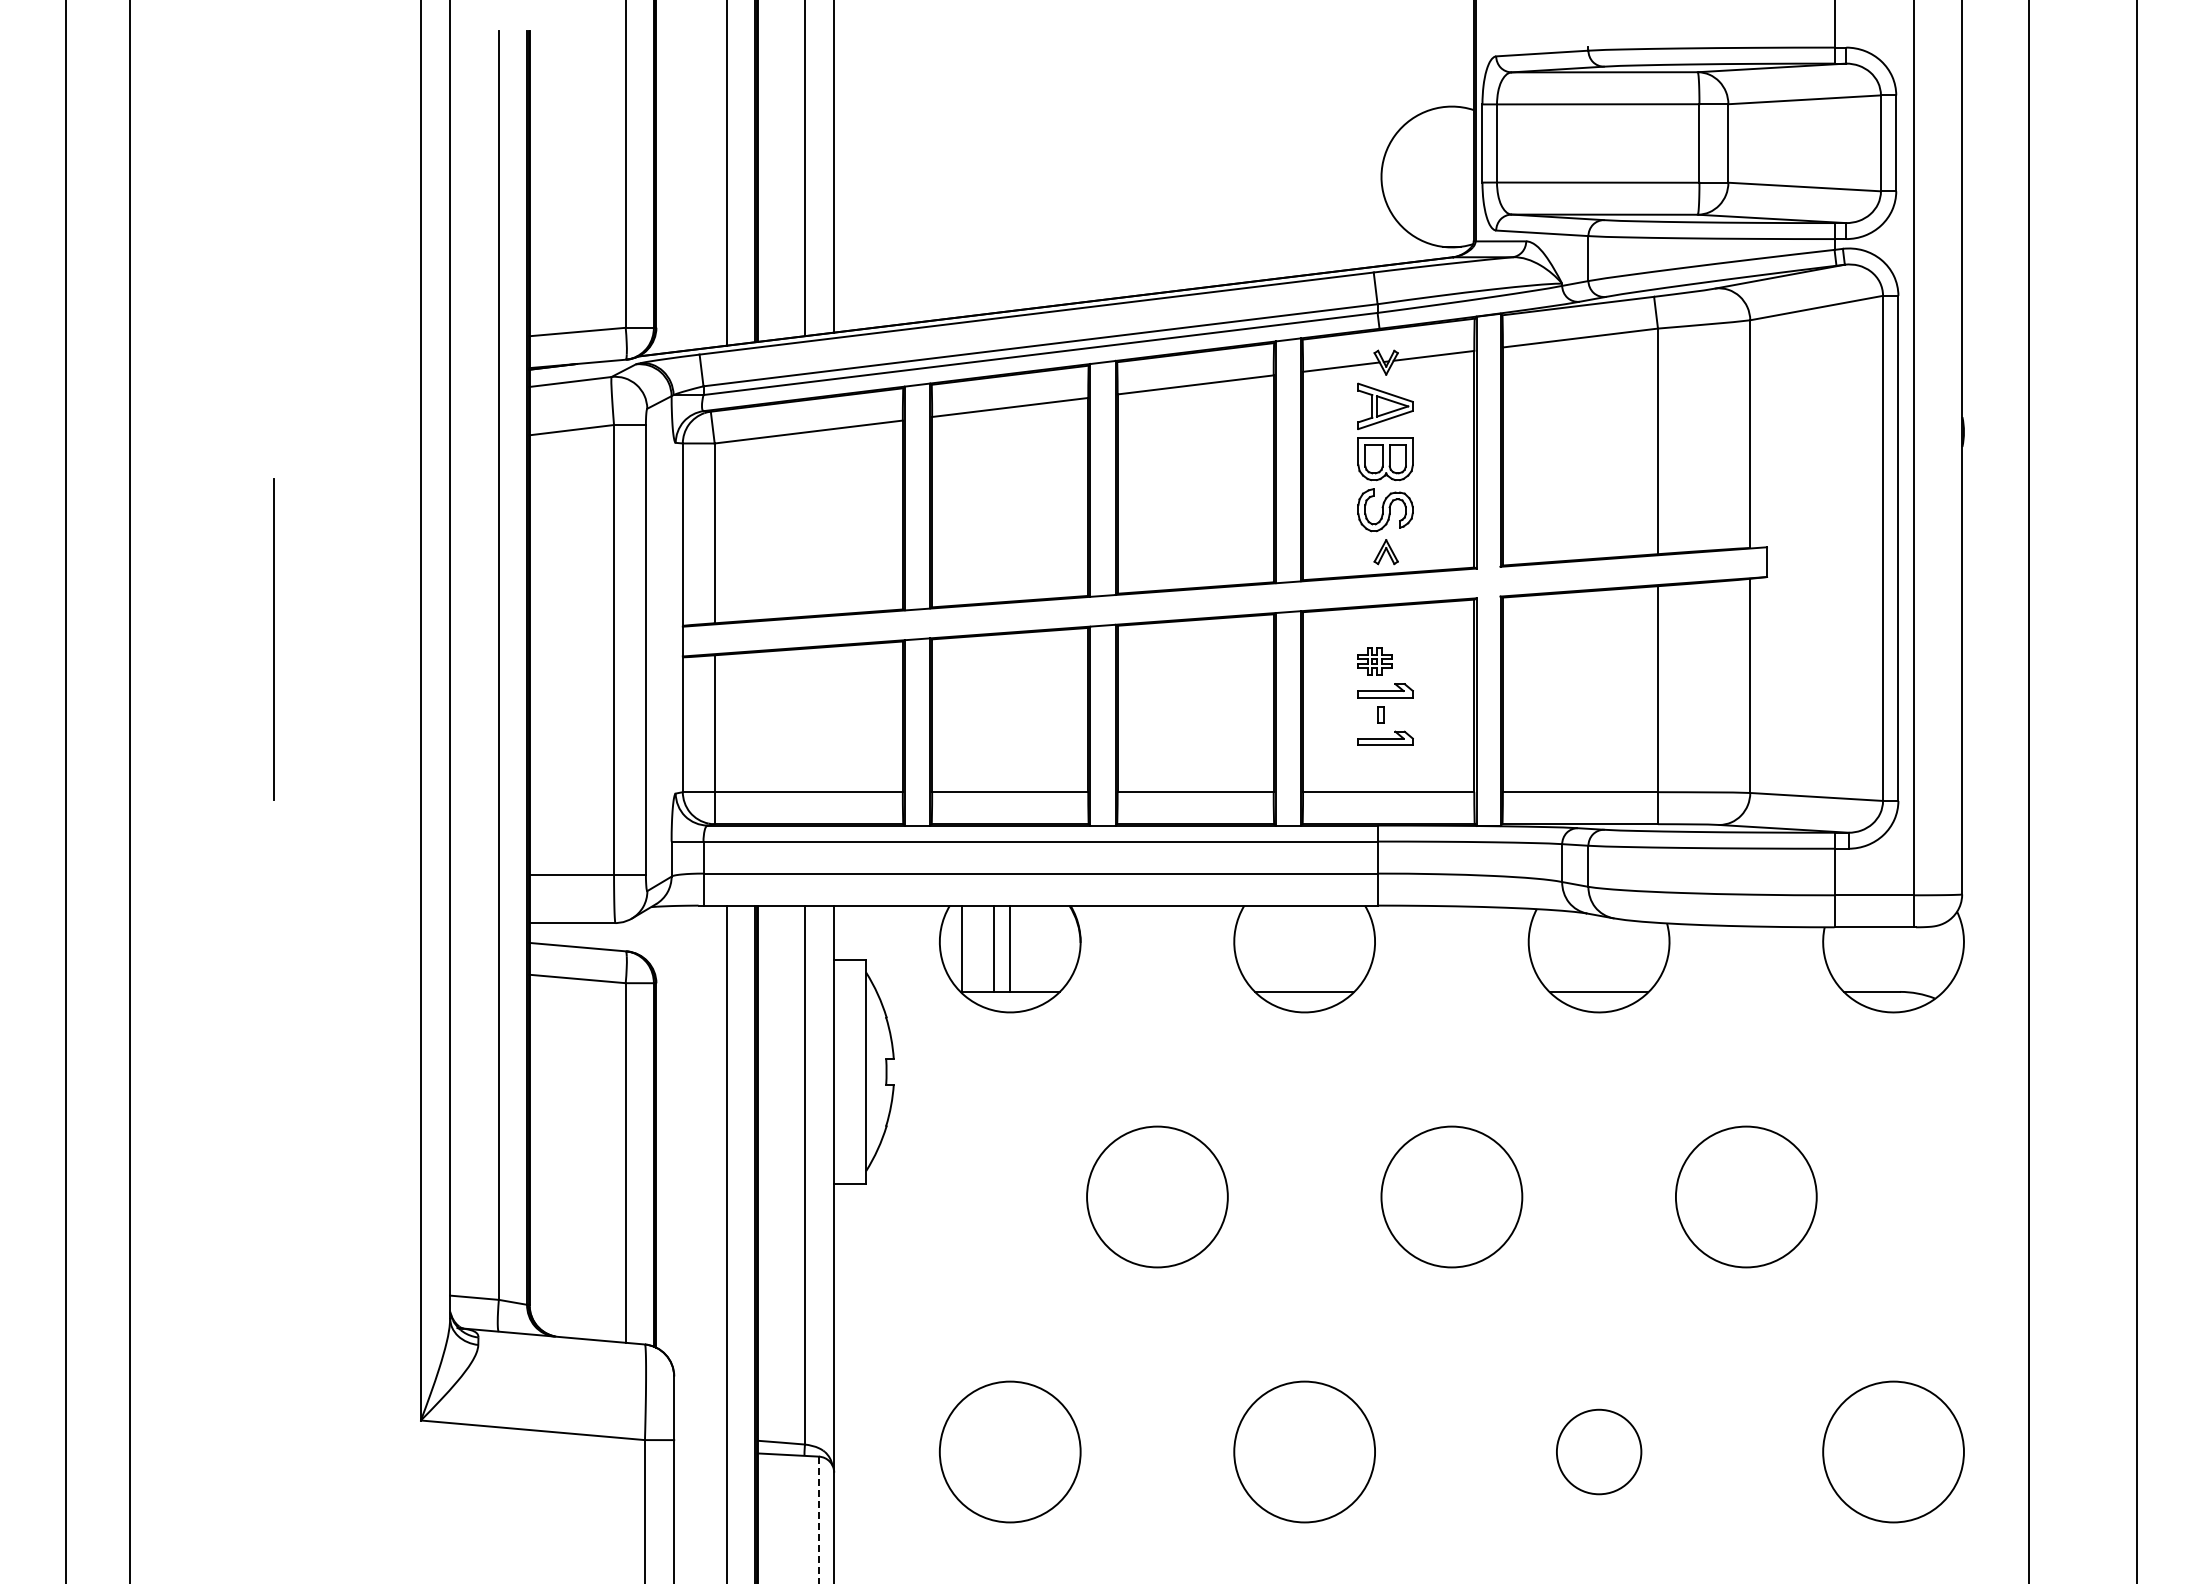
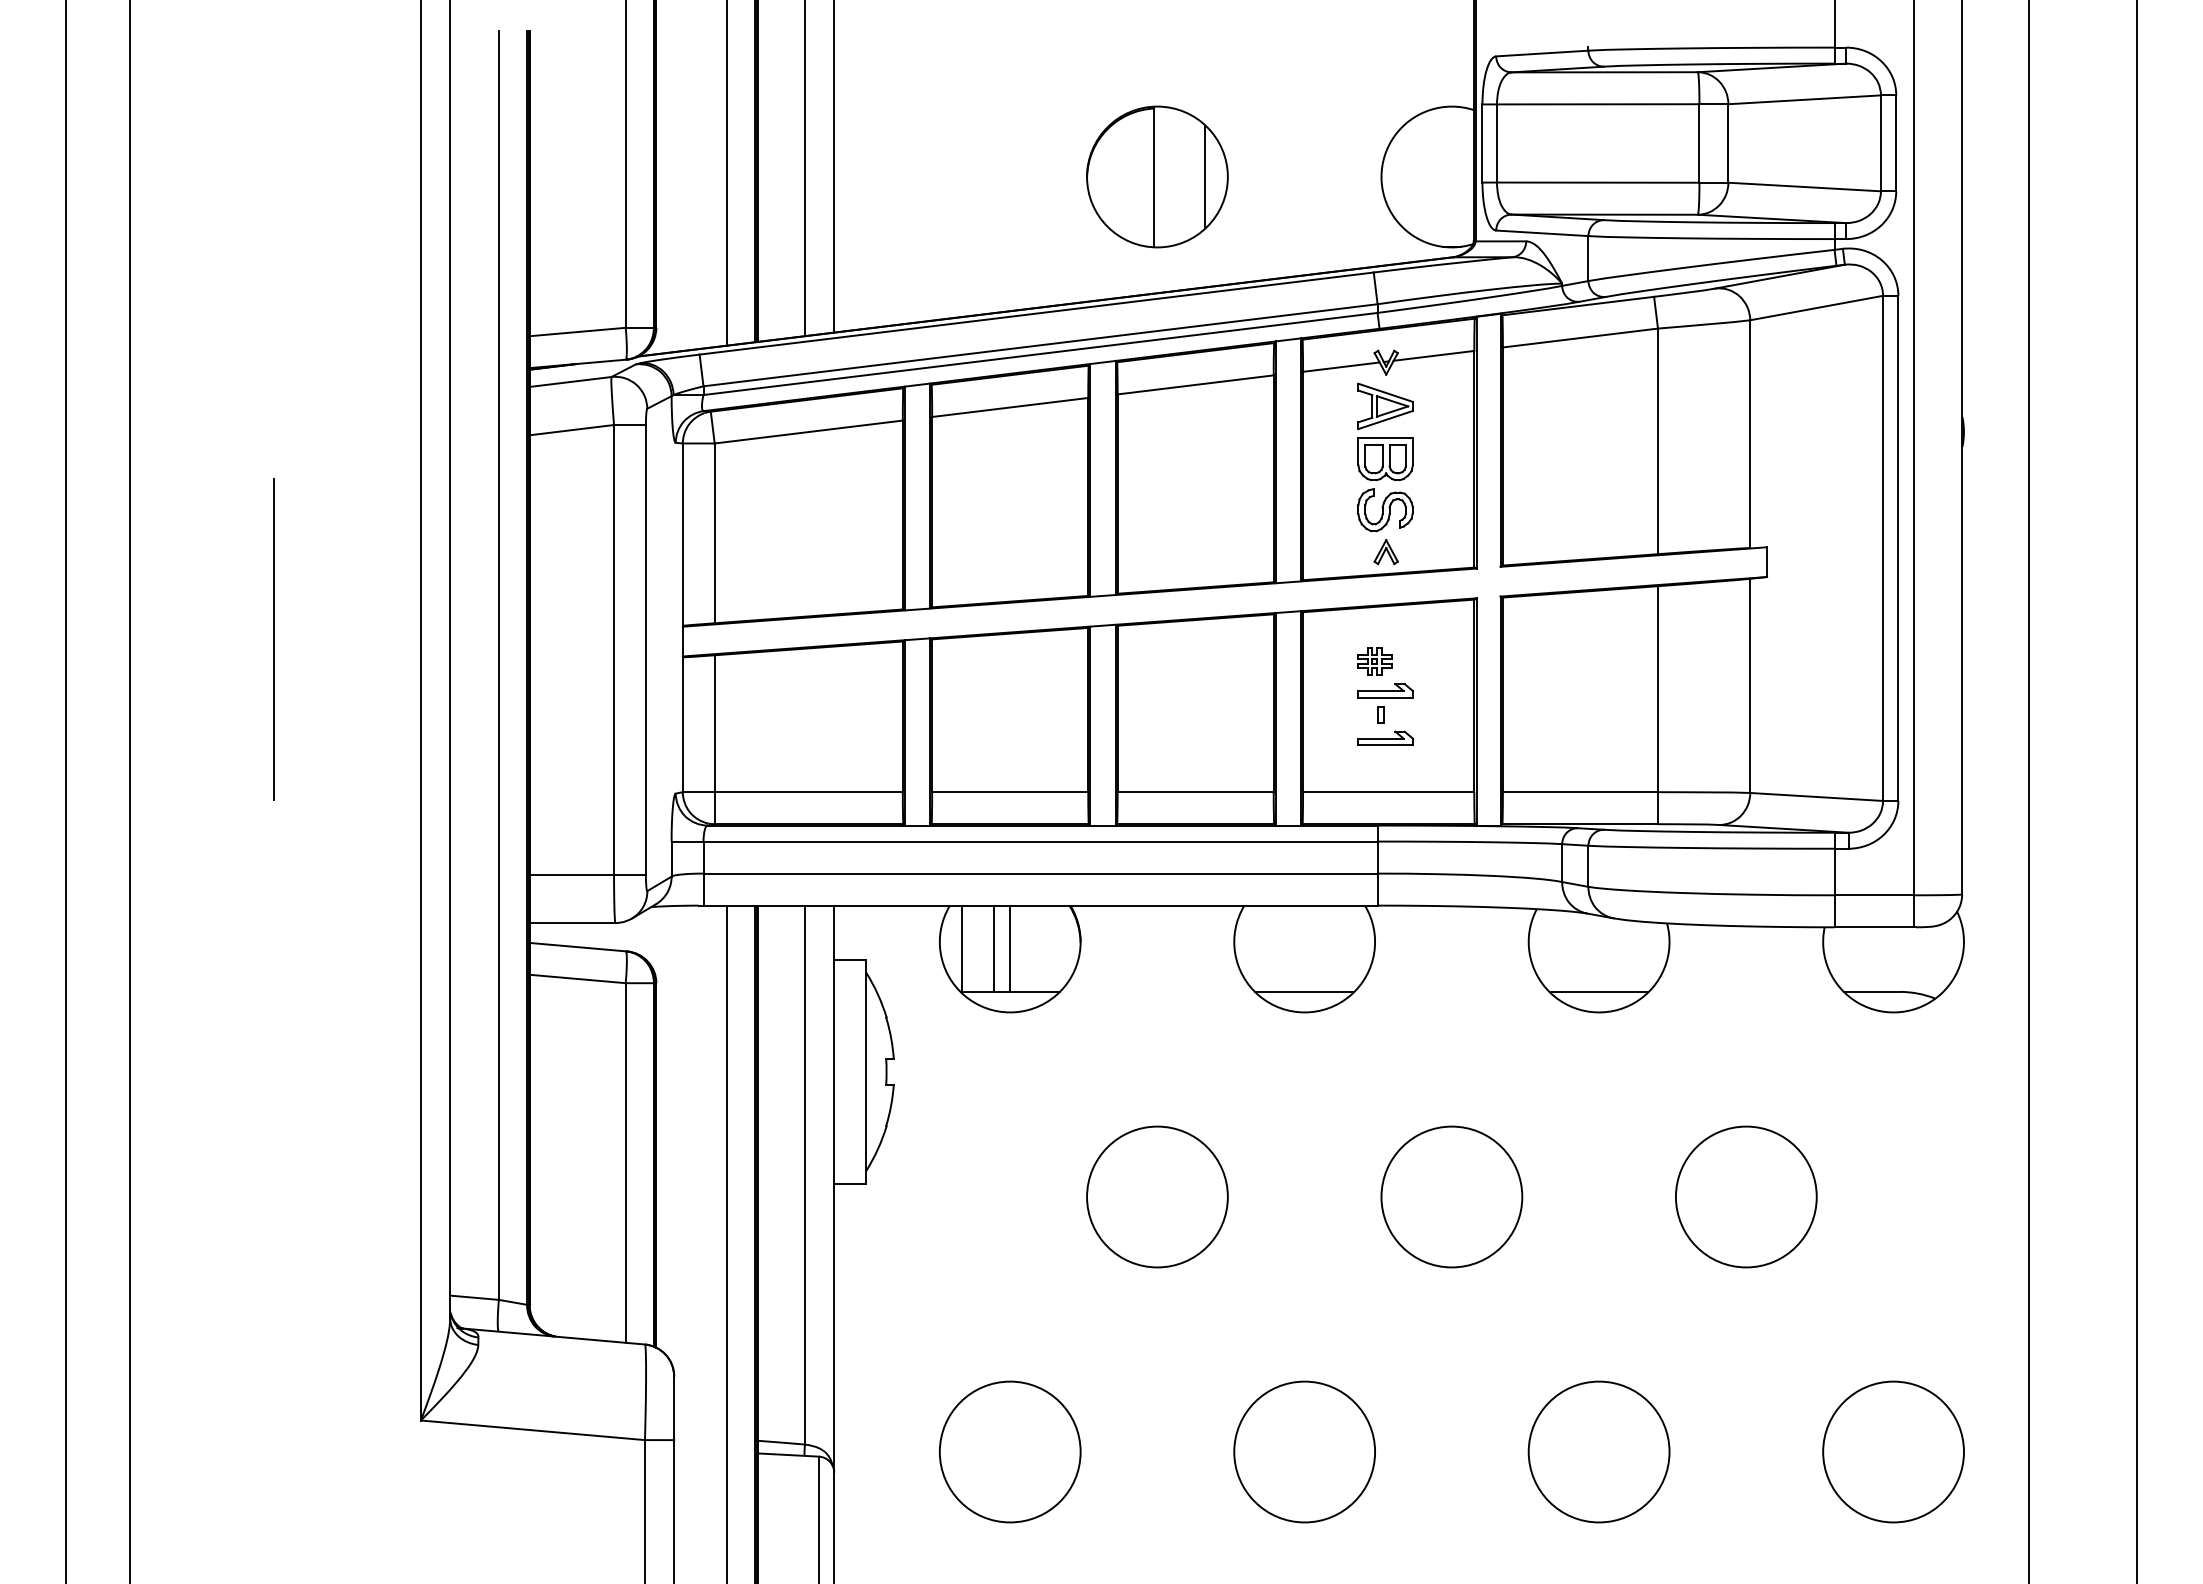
part: none -> present (1157, 176)
circle diameter: 84 px -> 141 px (1598, 1451)
line: dashed -> solid (819, 1519)
